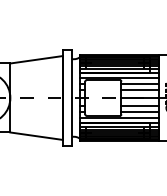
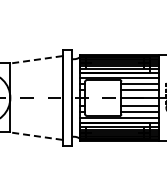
line: solid -> dashed (36, 59)
line: solid -> dashed (36, 136)
